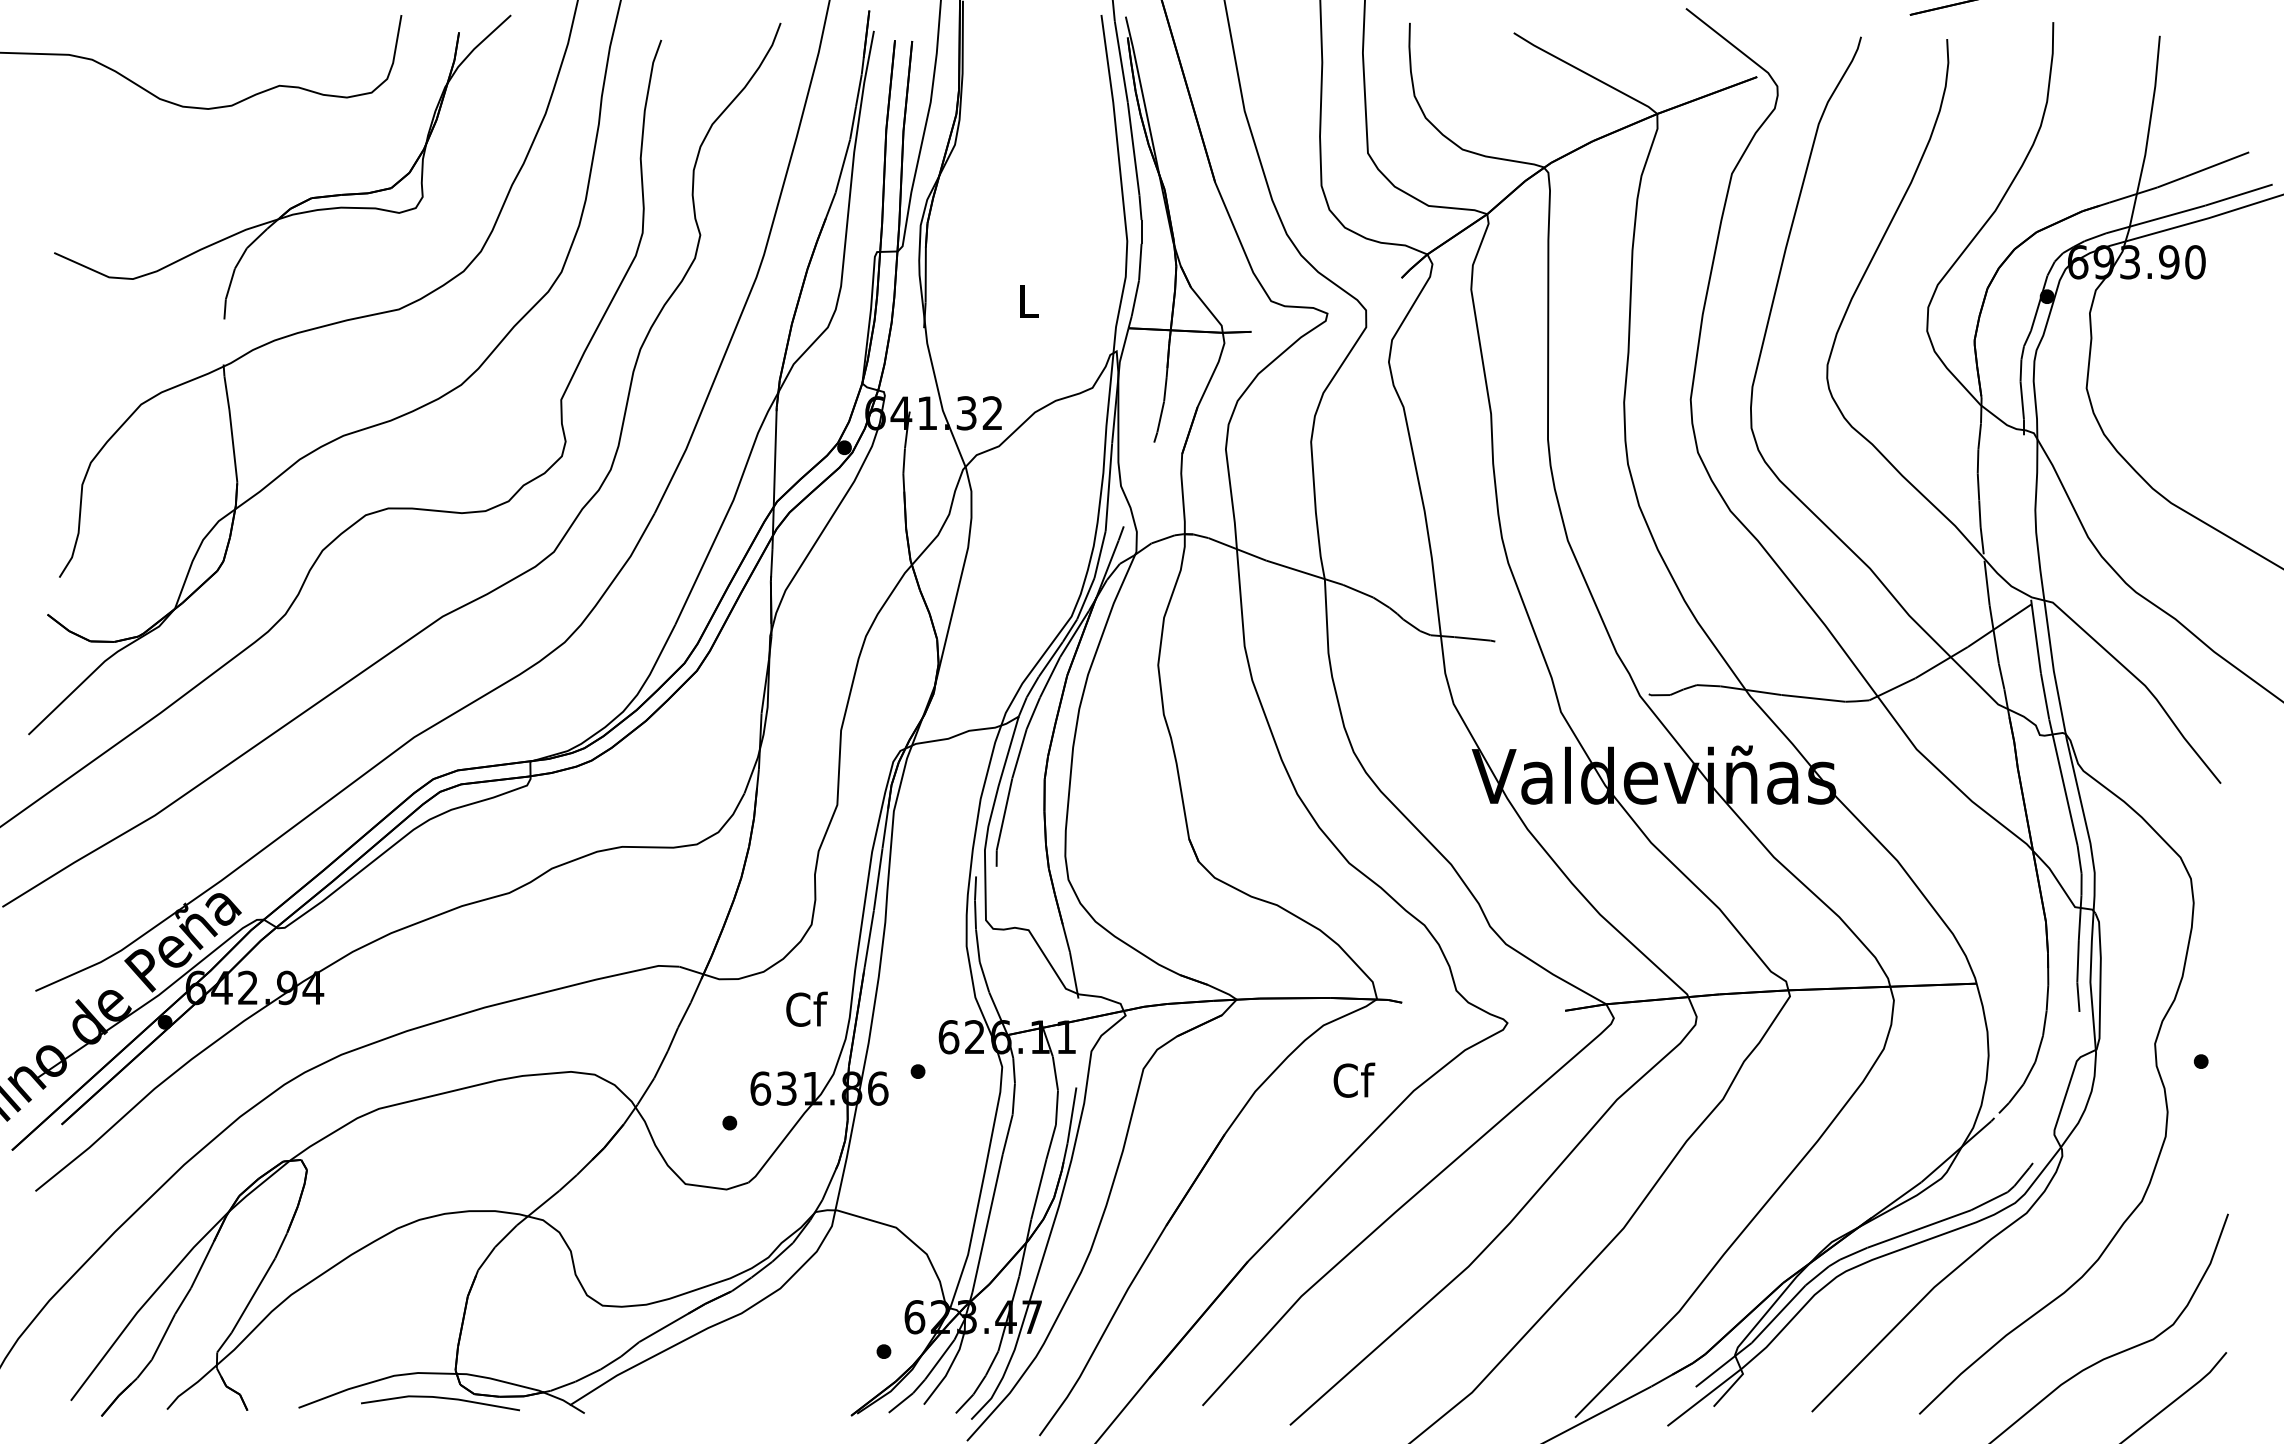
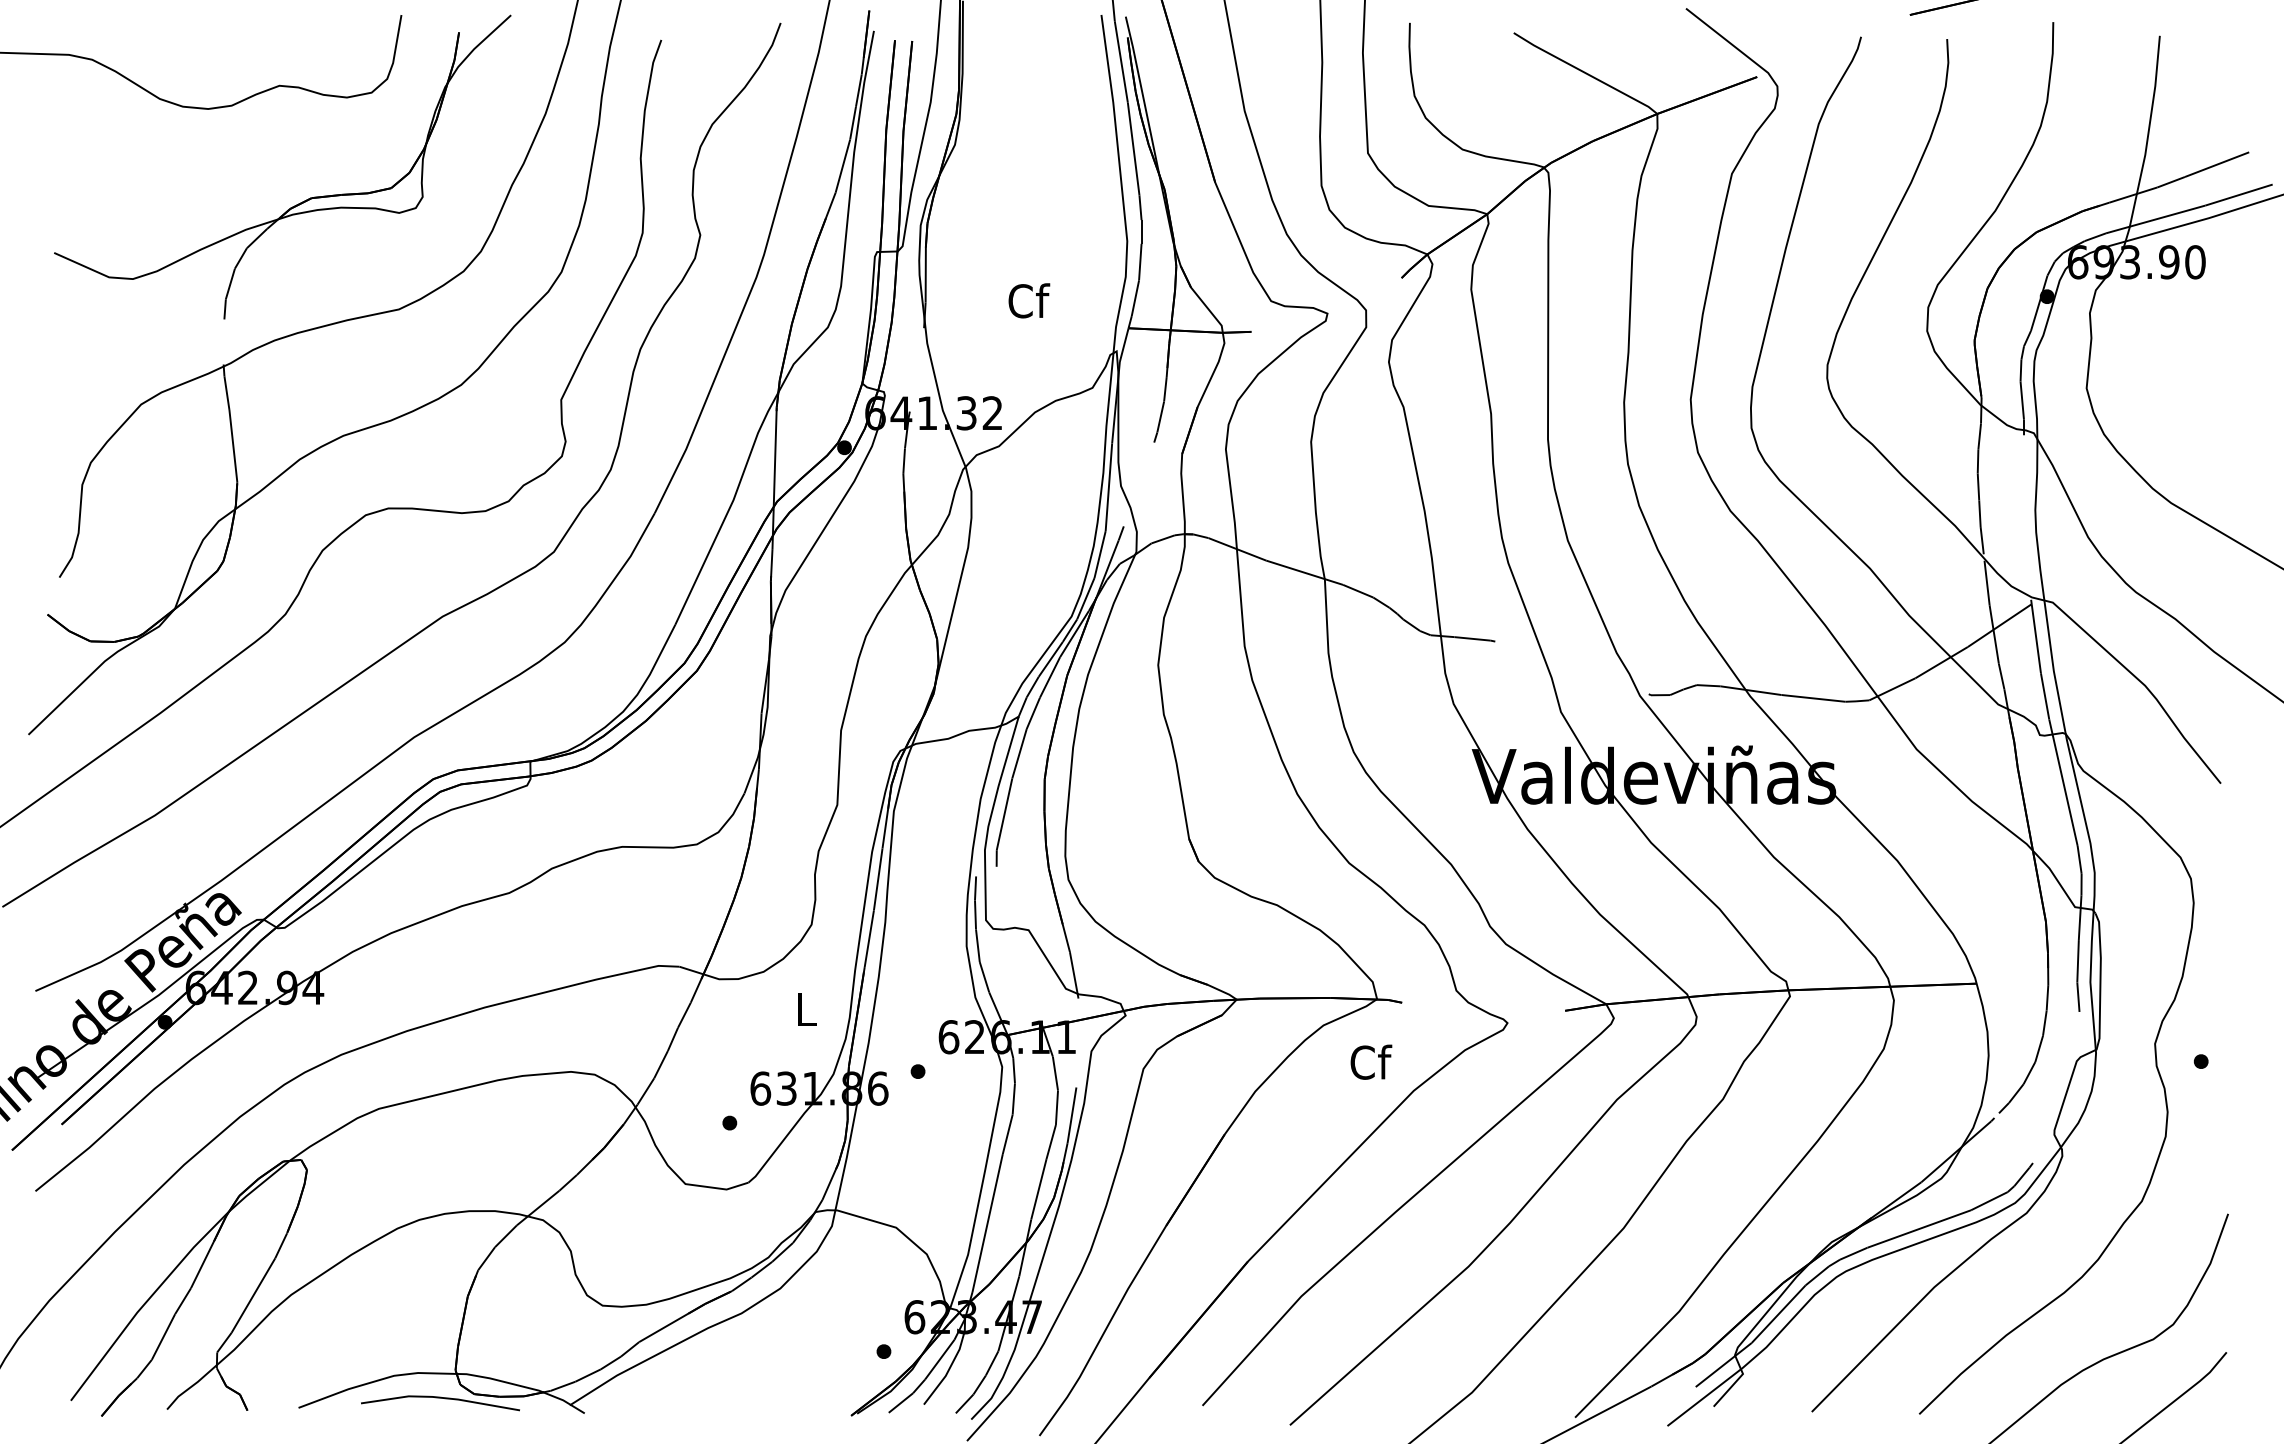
text: L -> Cf (1029, 300)
text: Cf -> L (806, 1008)
text position: (1354, 1079) -> (1371, 1061) (1371, 1061)
